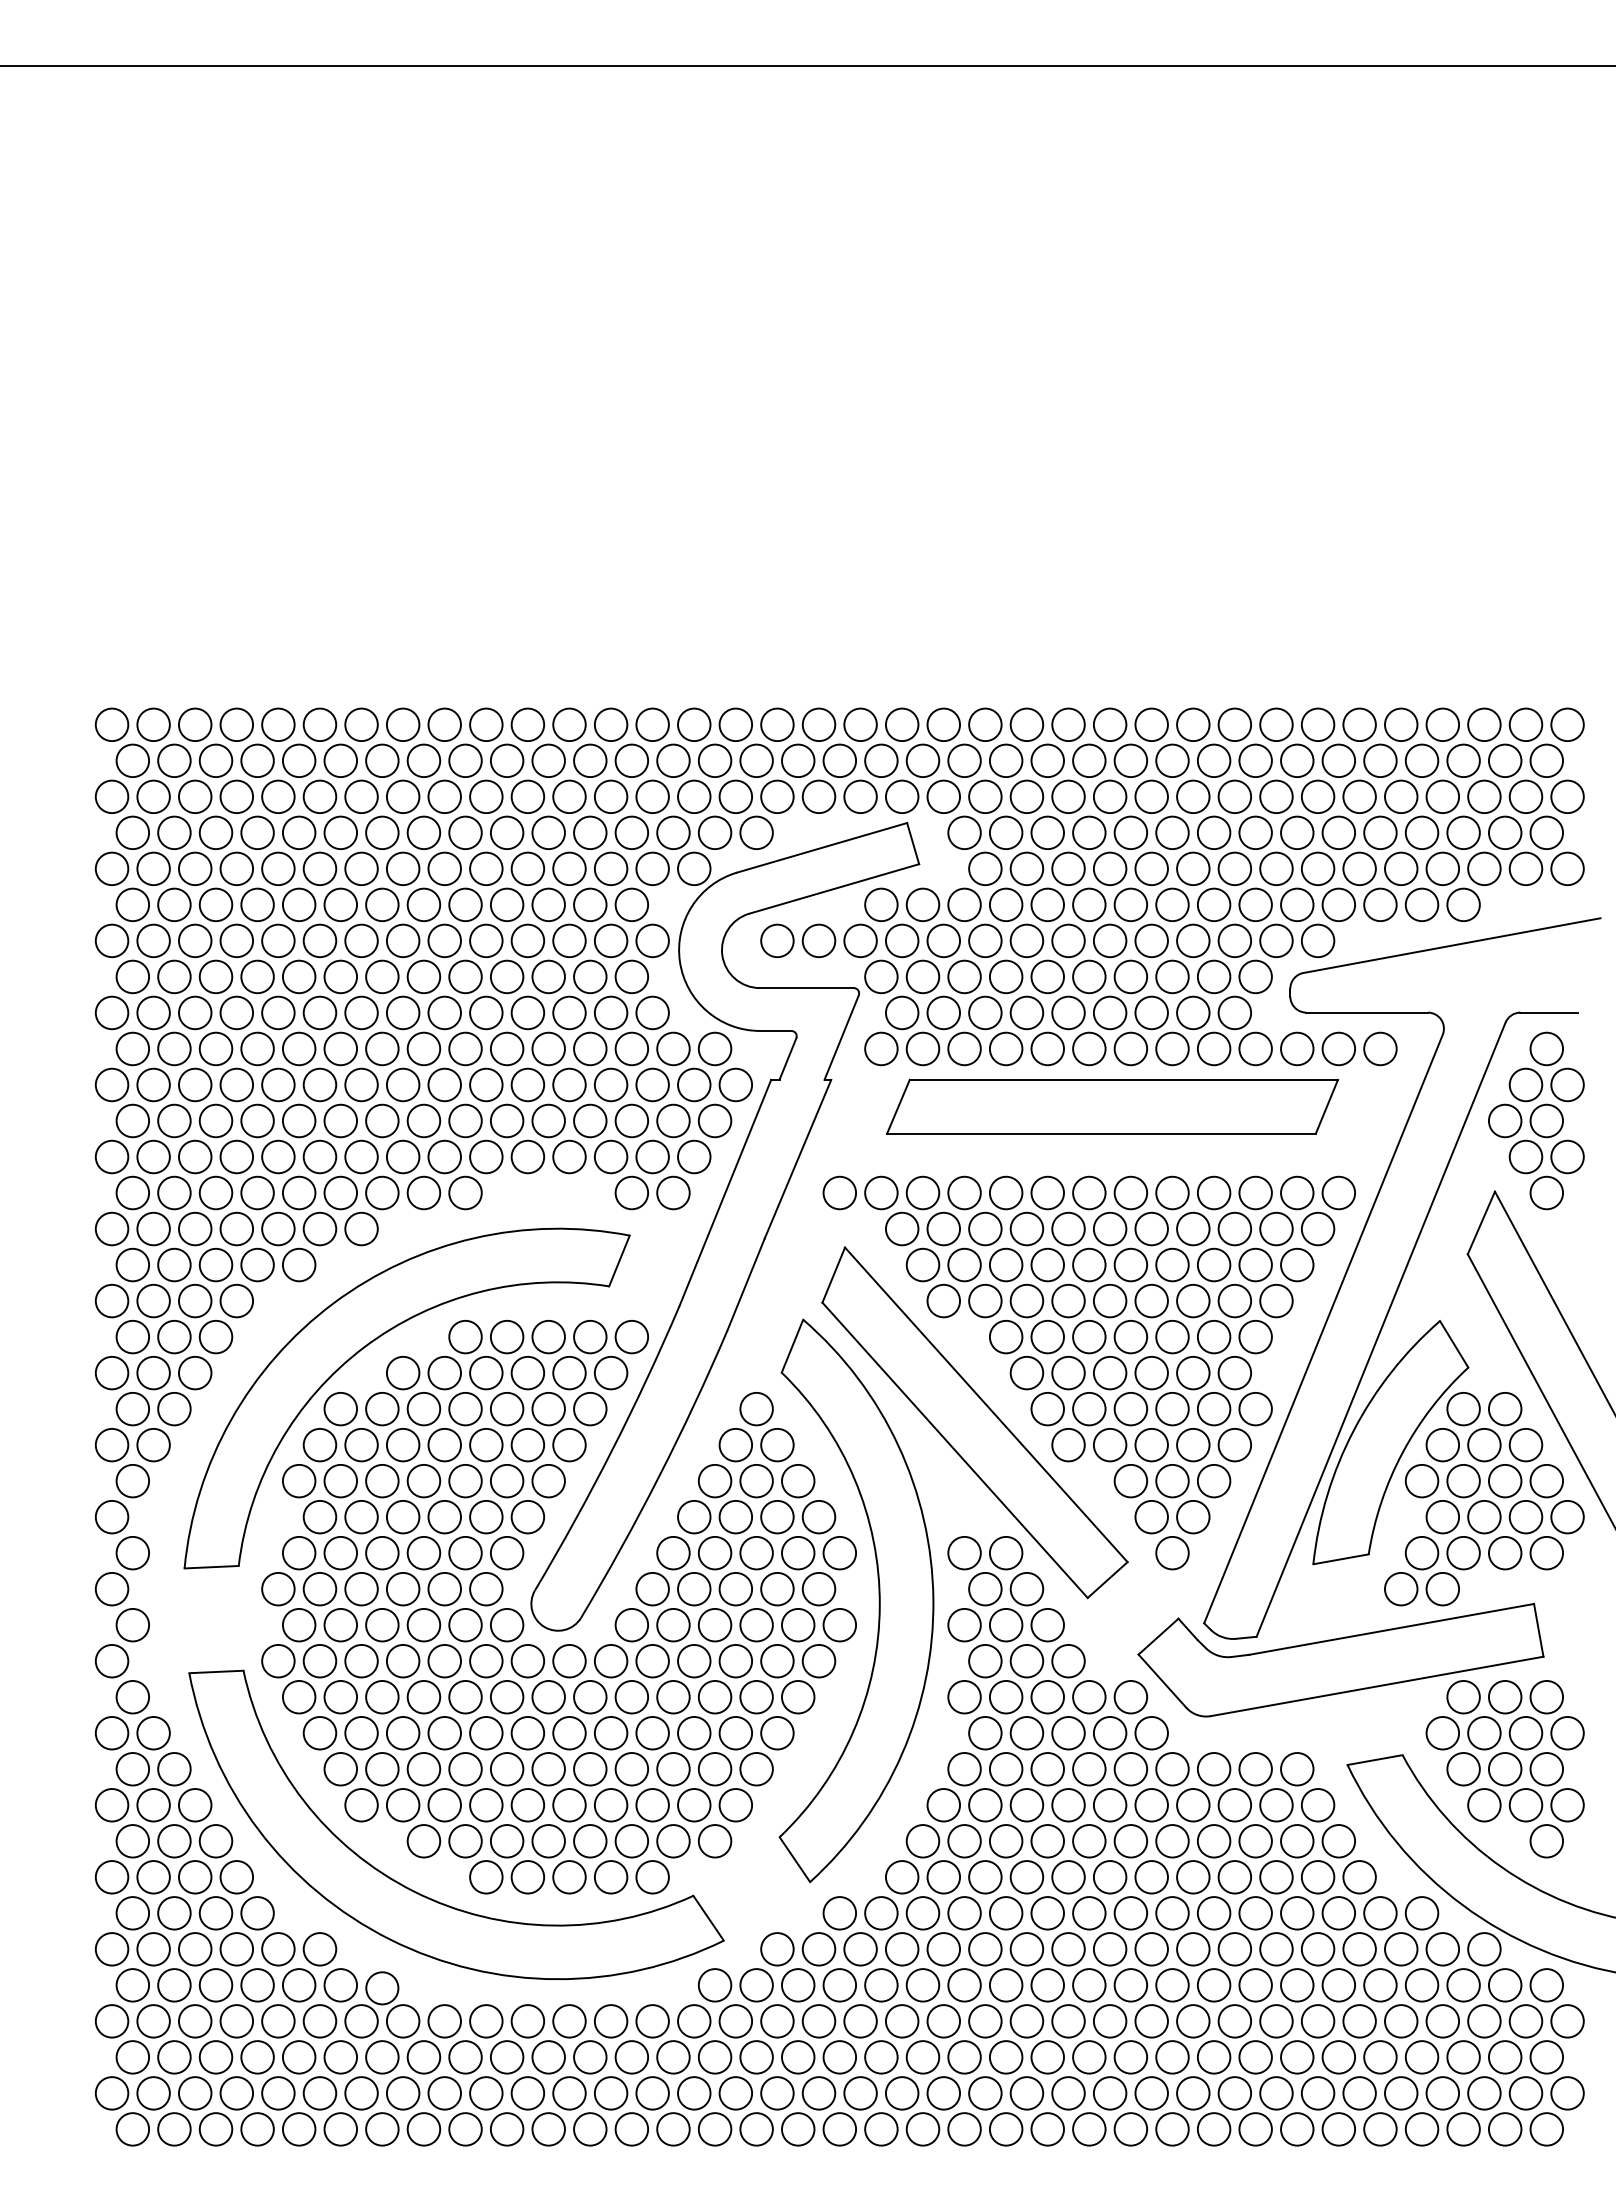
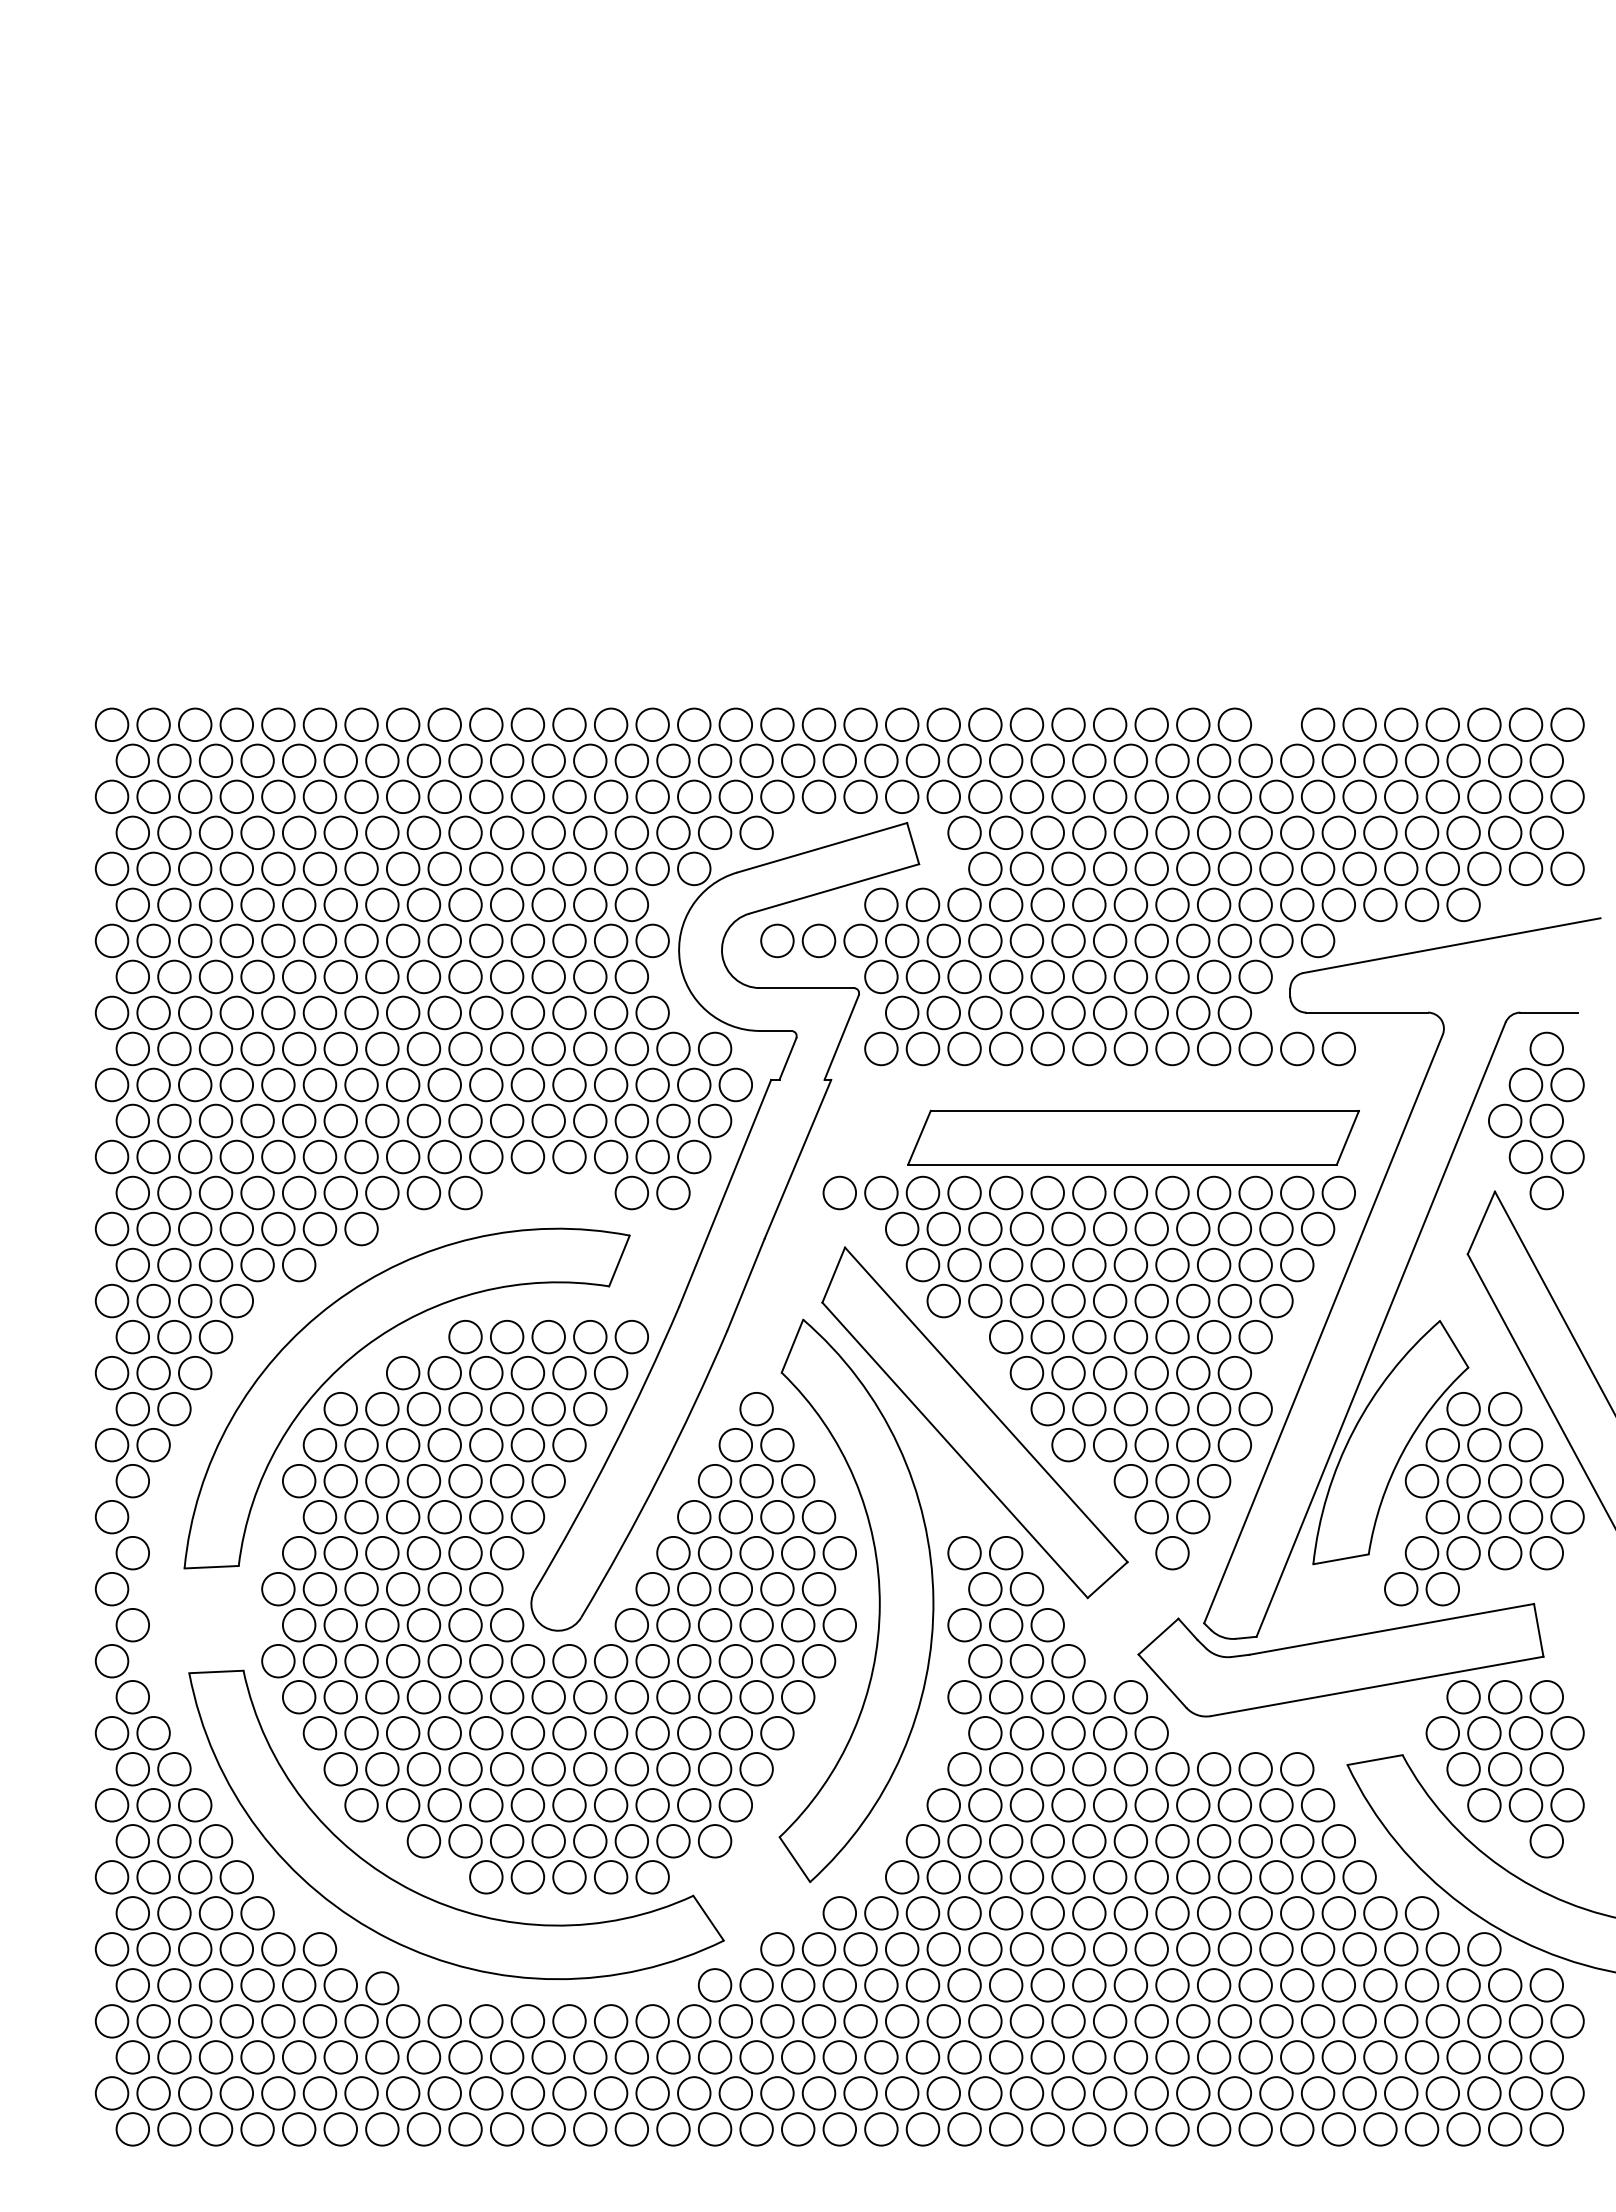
line: present -> none (807, 66)
circle: present -> none (1276, 724)
circle: present -> none (1380, 1048)
part position: (1112, 1106) -> (1133, 1137) (1133, 1137)
